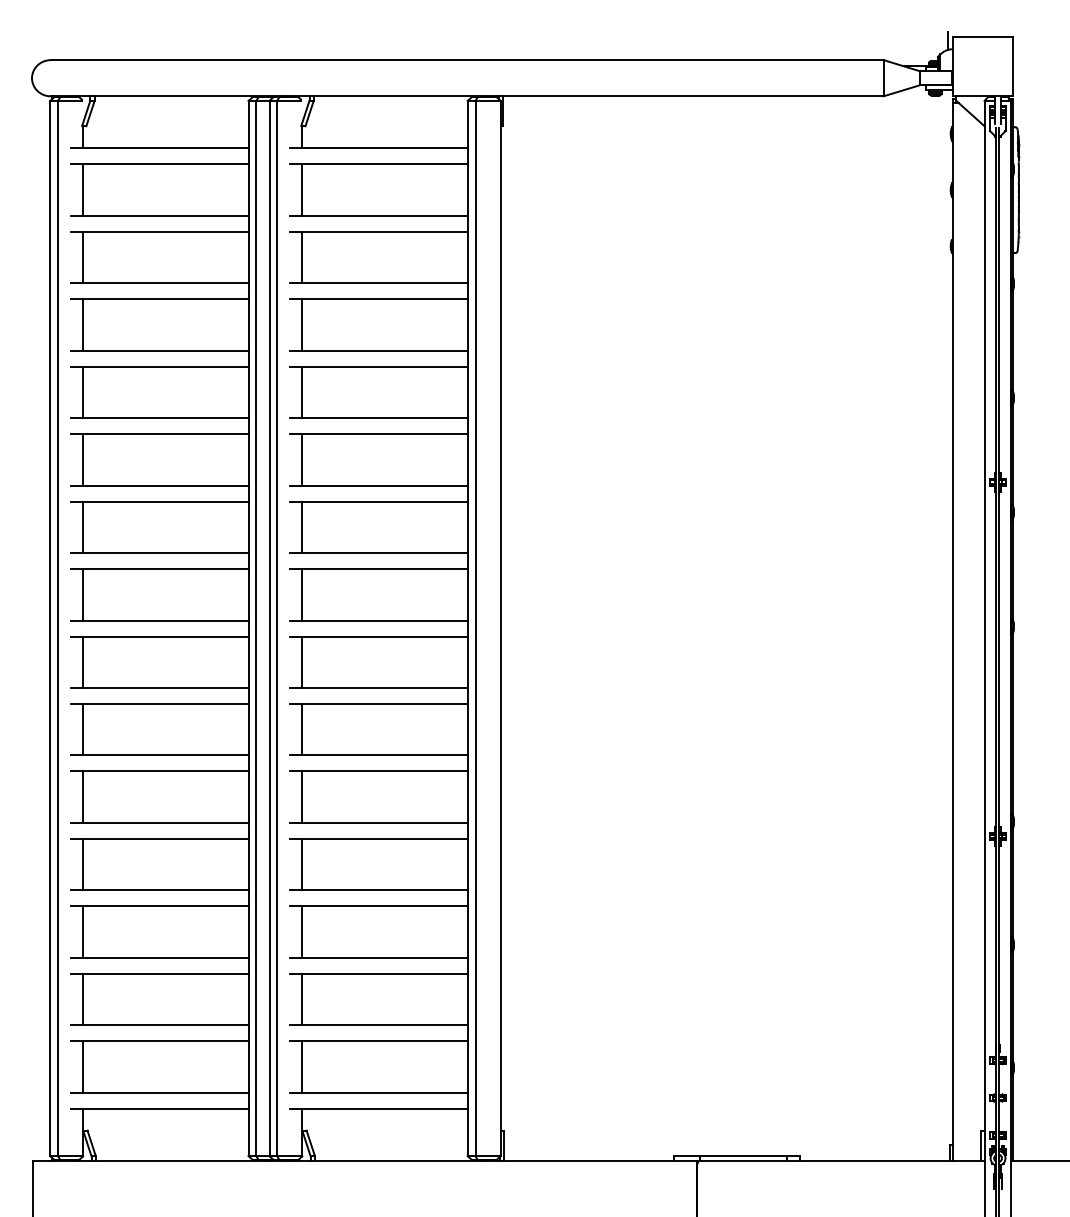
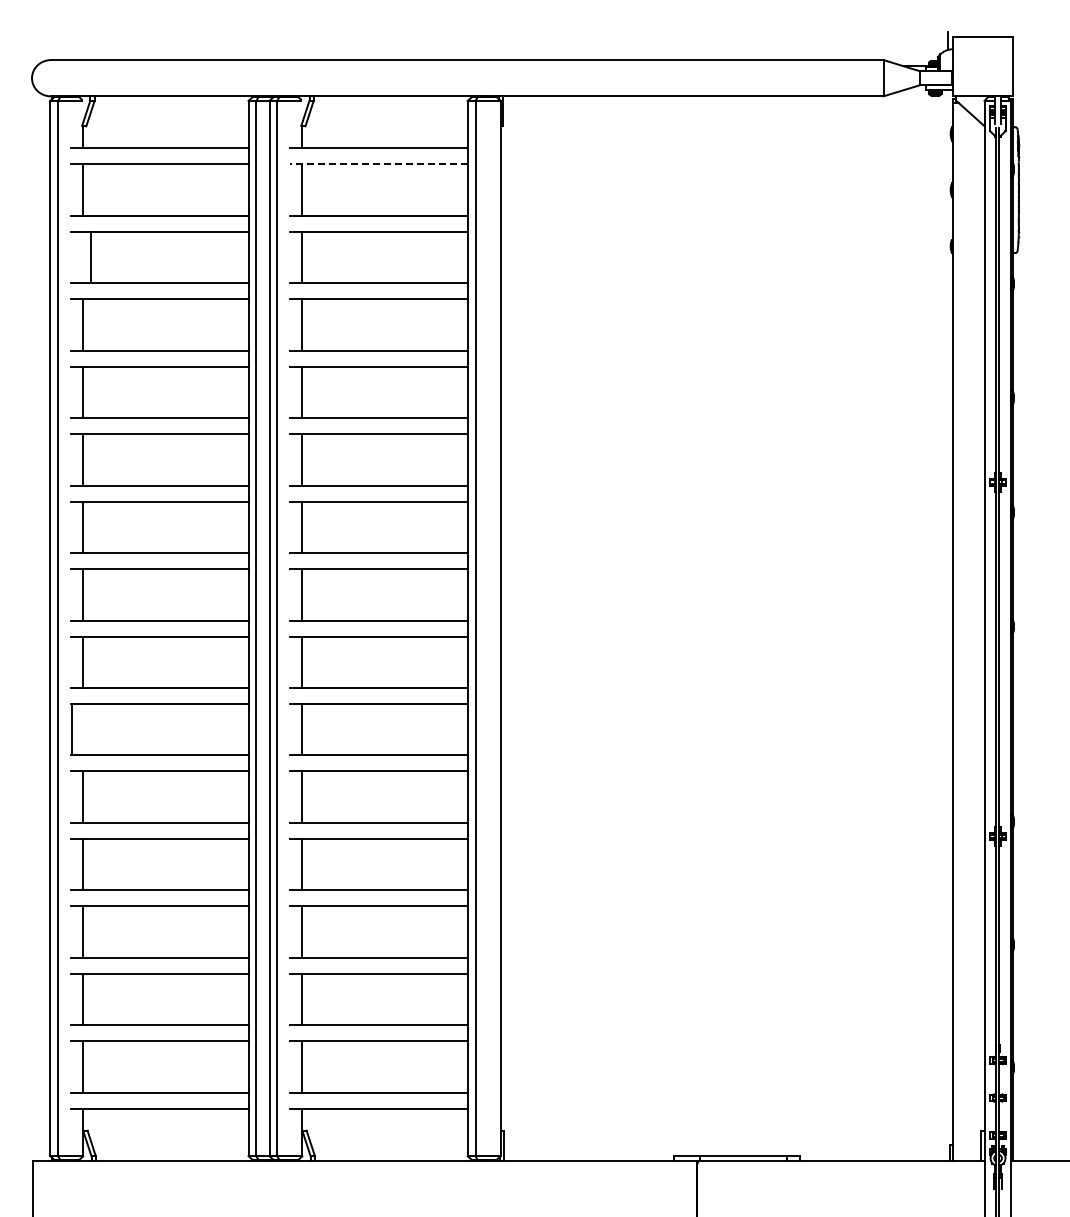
line: solid -> dashed (378, 164)
line position: (83, 257) -> (91, 257) (91, 257)
line position: (83, 729) -> (72, 729) (72, 729)
